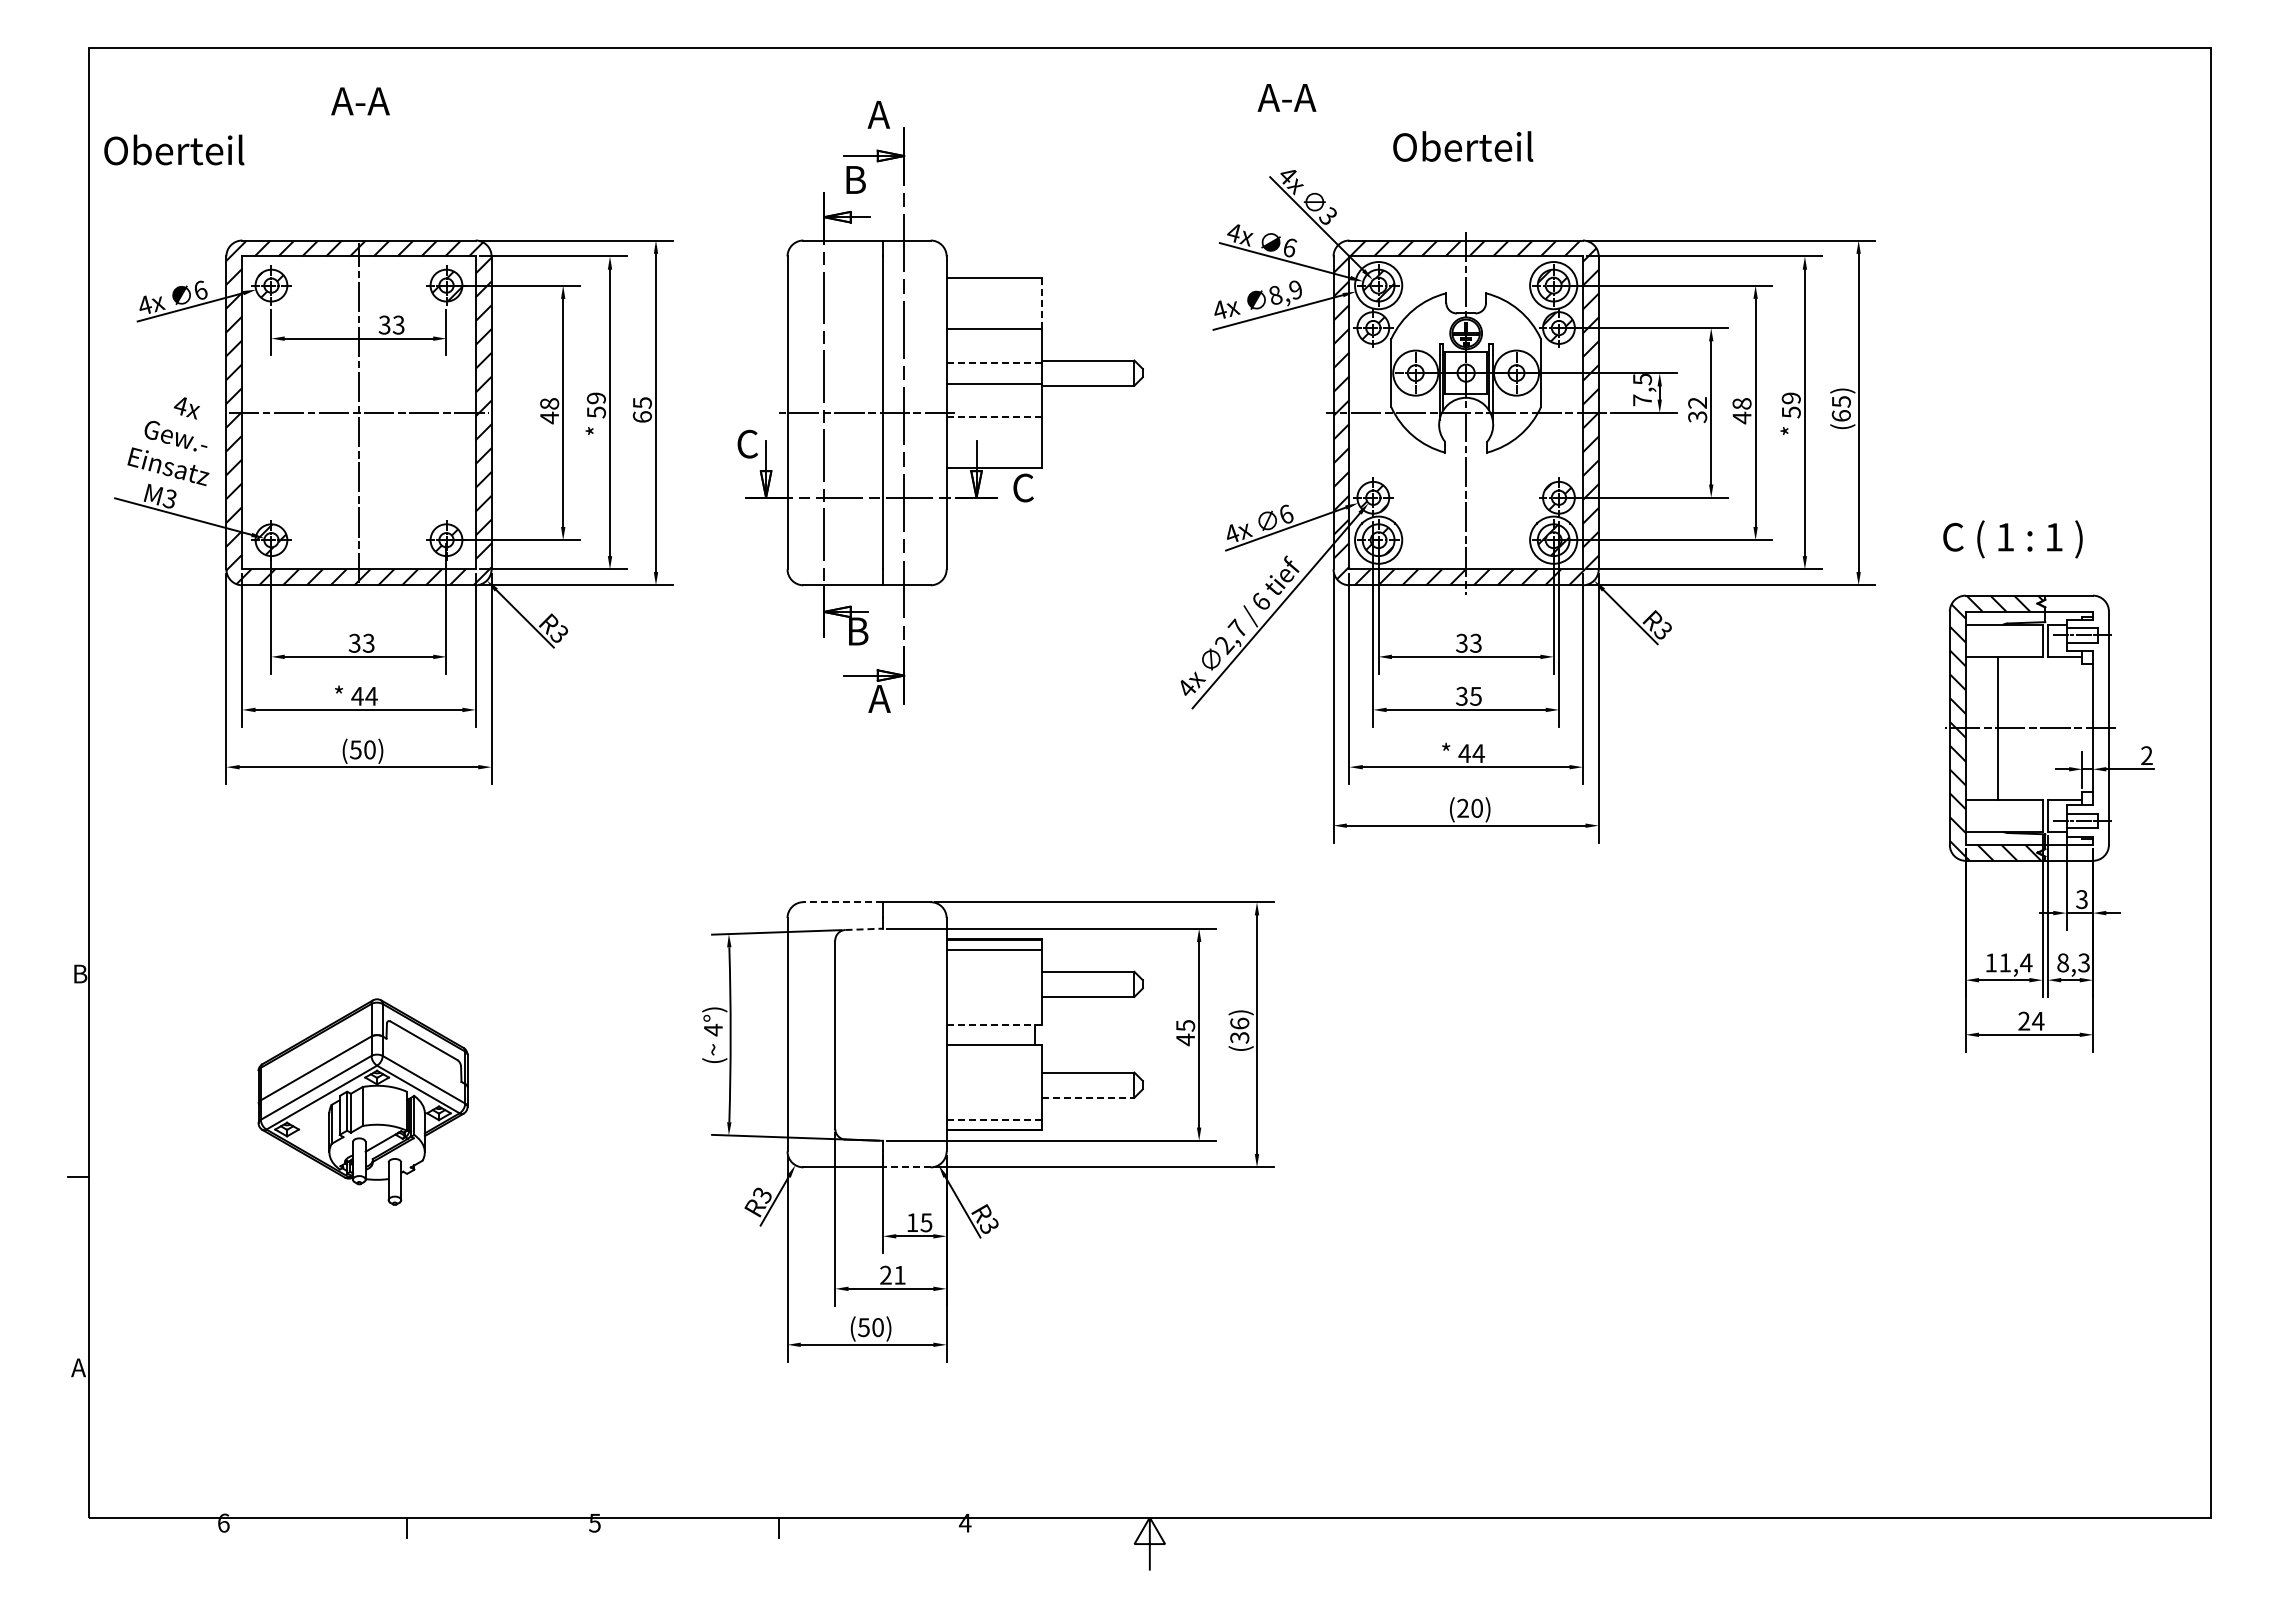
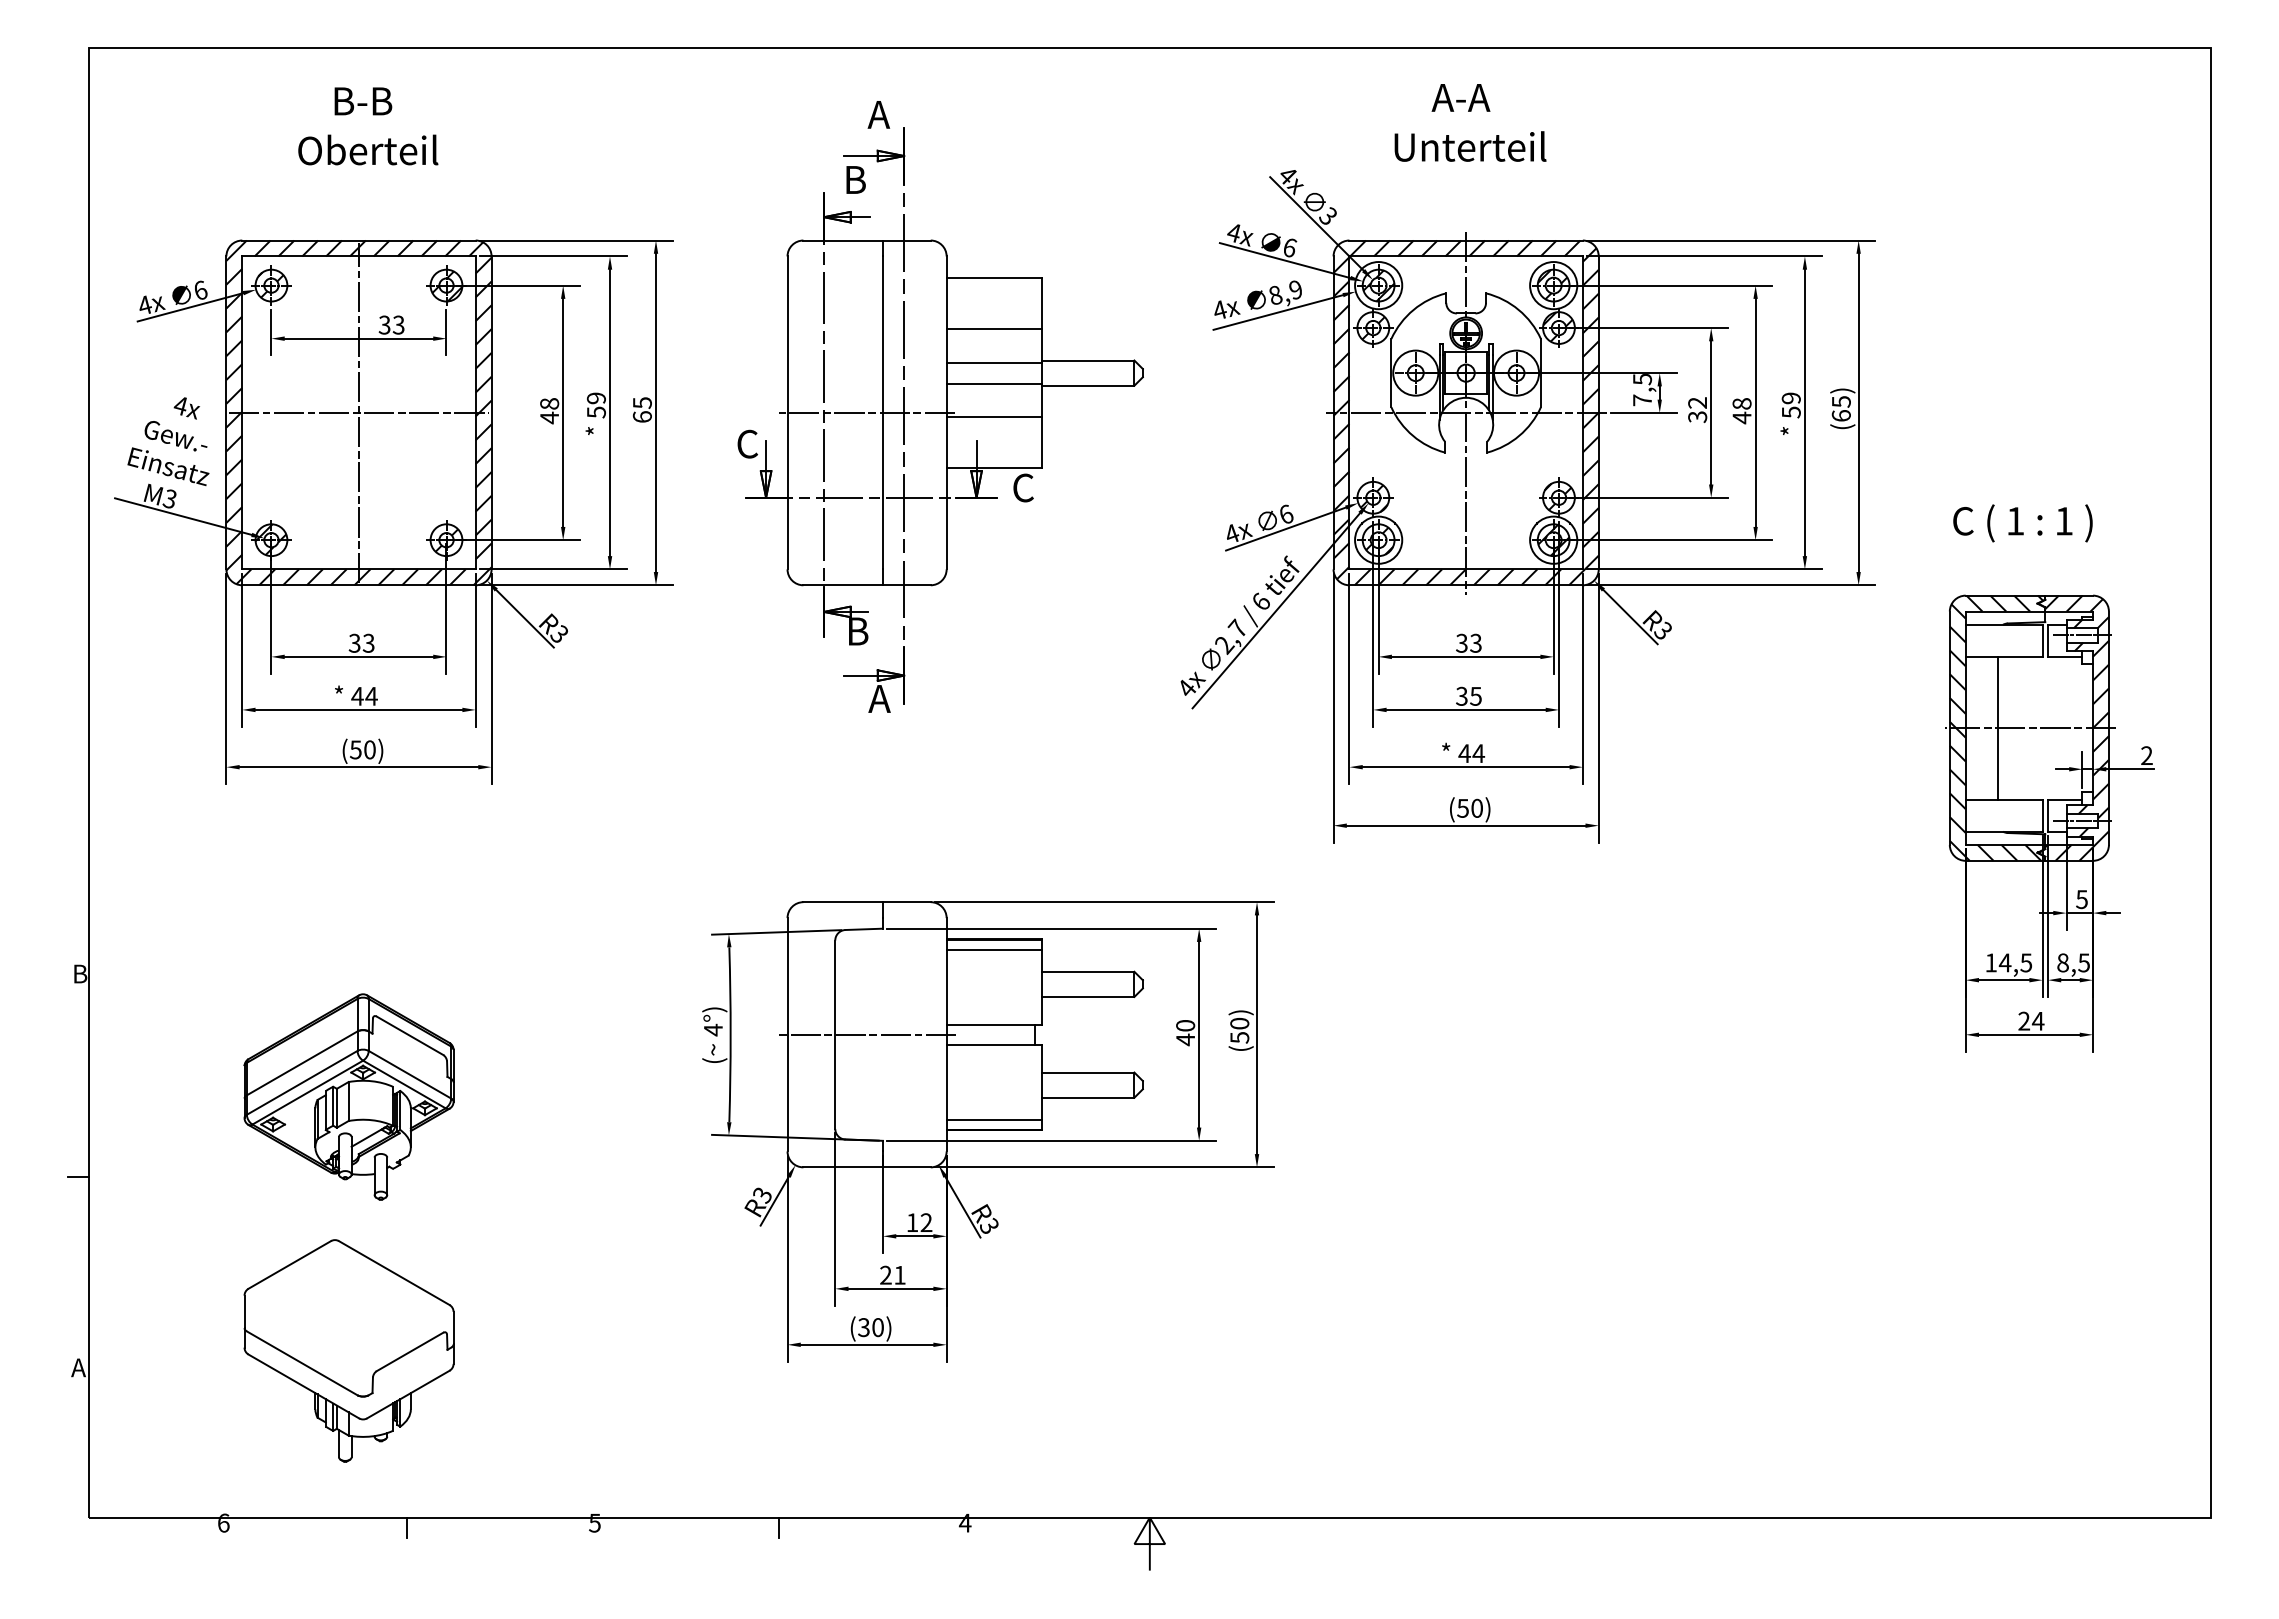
text position: (1286, 97) -> (1460, 97) (1460, 97)
text: A-A -> B-B (361, 101)
text: Oberteil -> Unterteil (1469, 146)
text position: (174, 149) -> (368, 149) (368, 149)
line: dashed -> solid (1042, 303)
line: dashed -> solid (994, 362)
line: dashed -> solid (994, 416)
text position: (2012, 539) -> (2022, 523) (2022, 523)
hatch: none -> present (2073, 727)
text: (20) -> (50) (1462, 807)
text: 3 -> 5 (2081, 899)
line: dashed -> solid (843, 902)
line: dashed -> solid (864, 929)
text: 11,4 -> 14,5 (2015, 962)
text: 8,3 -> 8,5 (2083, 962)
line: dashed -> solid (994, 1024)
text: 45 -> 40 (1185, 1025)
text: (36) -> (50) (1239, 1030)
line: none -> present (866, 1034)
line: dashed -> solid (1088, 1097)
part position: (362, 1101) -> (348, 1096) (348, 1096)
line: dashed -> solid (994, 1119)
line: dashed -> solid (906, 1167)
text: 15 -> 12 (926, 1222)
text: (50) -> (30) (863, 1327)
part: none -> present (348, 1350)
